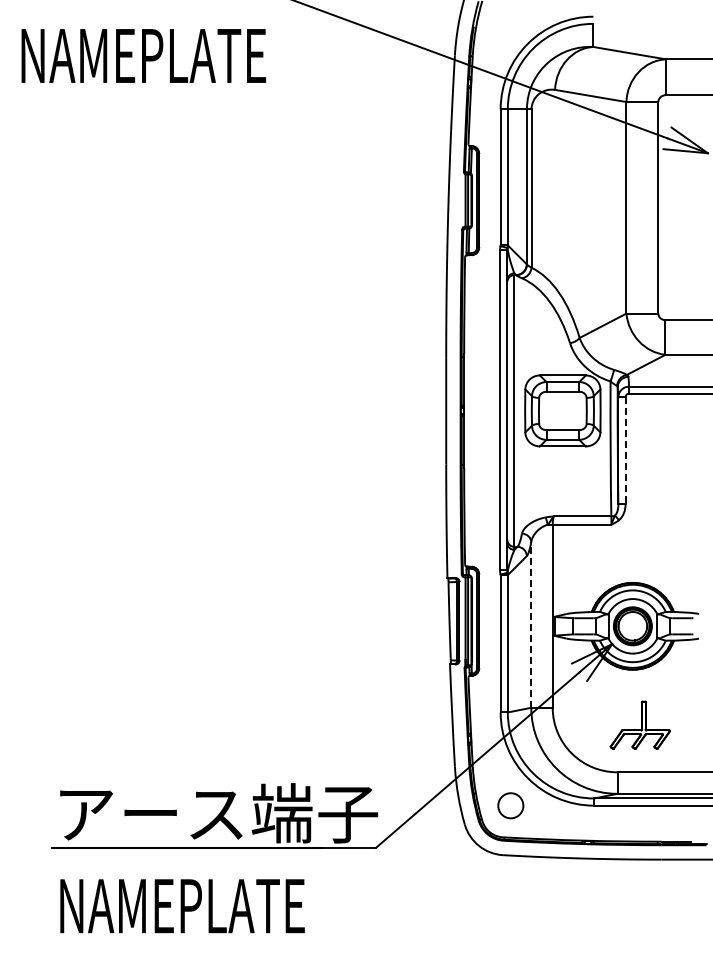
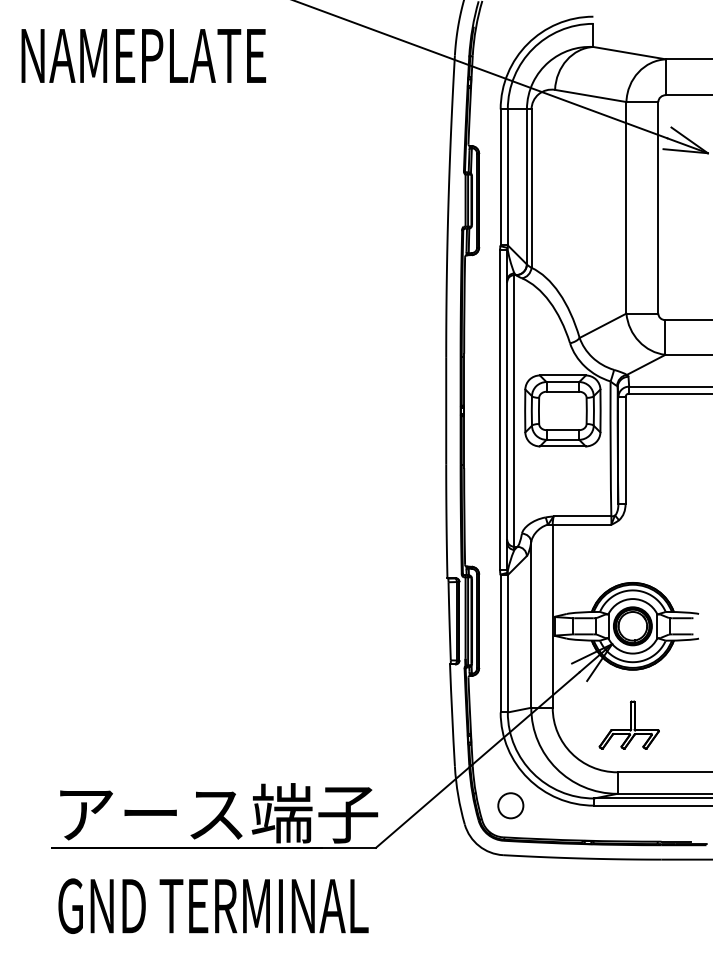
line: dashed -> solid (625, 451)
line: dashed -> solid (531, 624)
part position: (639, 724) -> (628, 724) (628, 724)
text: NAMEPLATE -> GND TERMINAL (213, 905)
